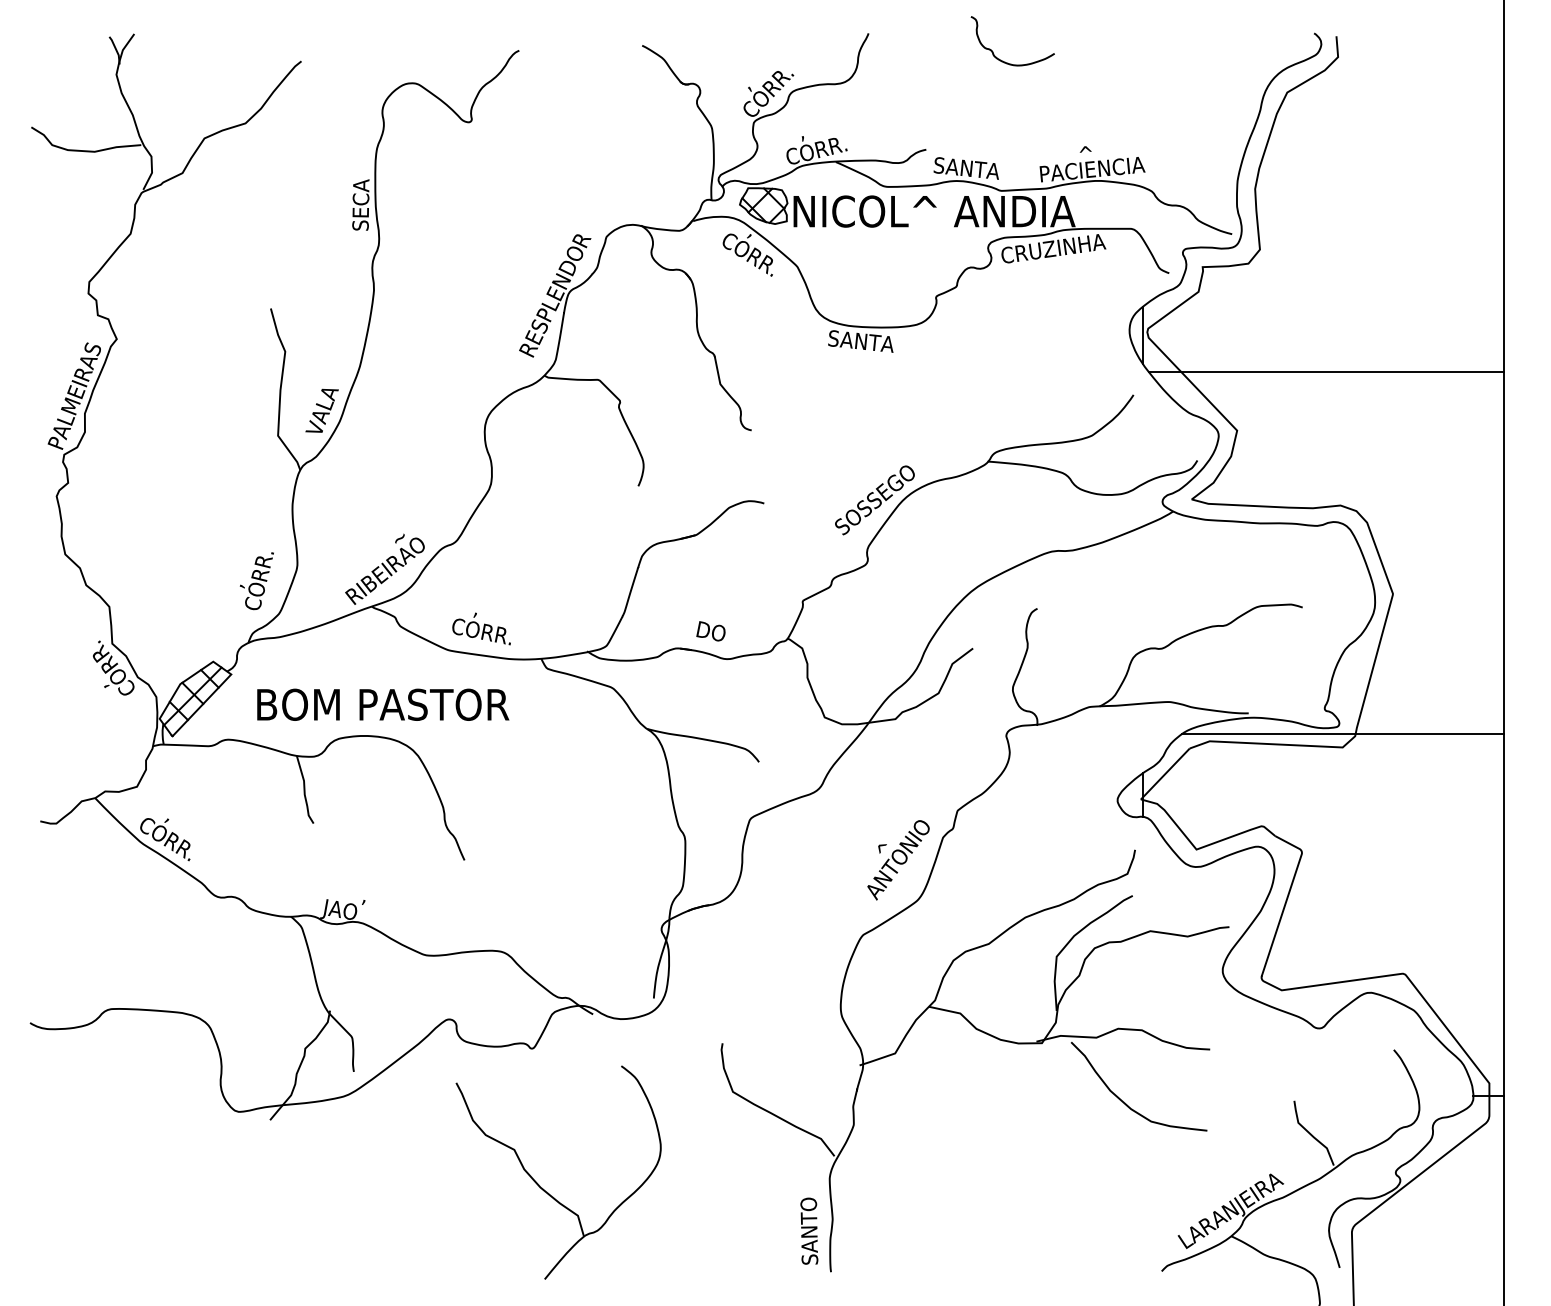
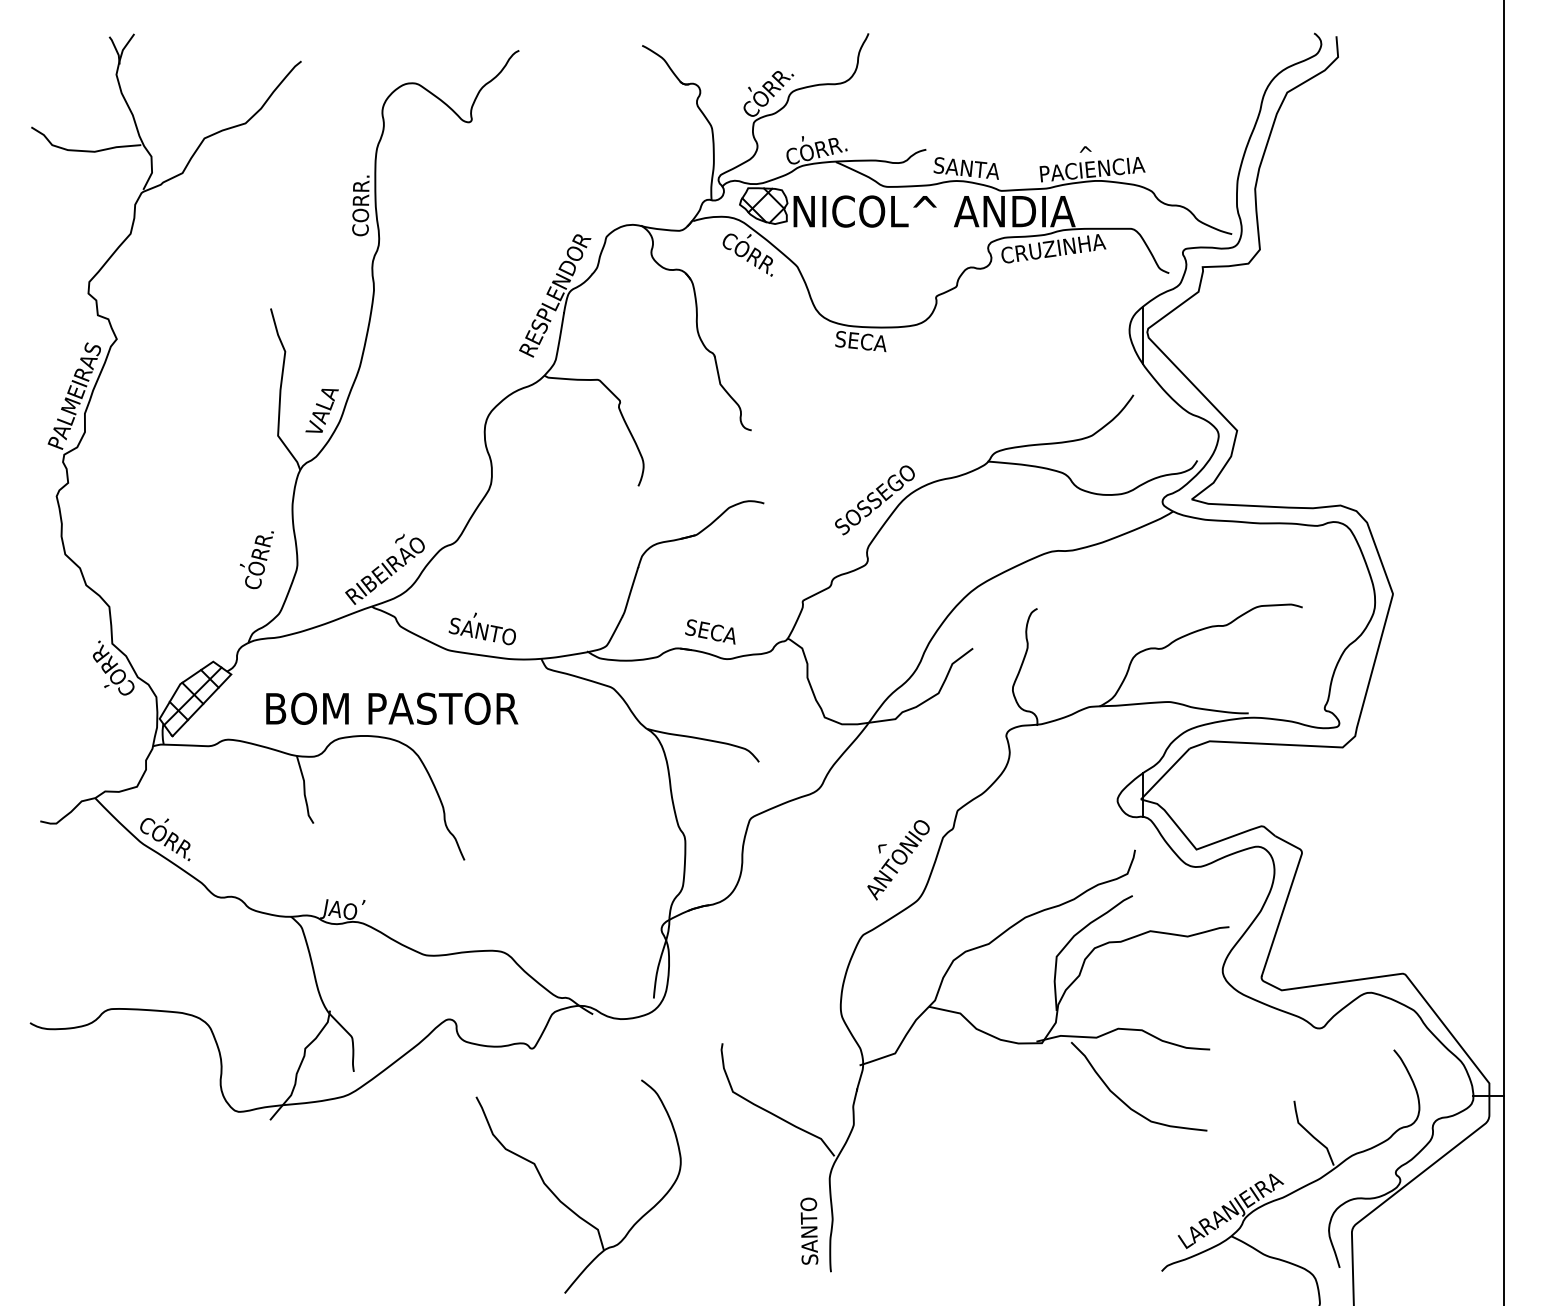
curve: present -> none (1005, 61)
text: SECA -> CORR. (360, 205)
text: SANTA -> SECA (860, 341)
line: present -> none (1326, 372)
text position: (256, 581) -> (256, 560) (256, 560)
text: CORR. -> SANTO (481, 631)
text: DO -> SECA (710, 631)
text position: (383, 704) -> (392, 708) (392, 708)
line: present -> none (1342, 734)
part position: (542, 1187) -> (562, 1201) (562, 1201)
